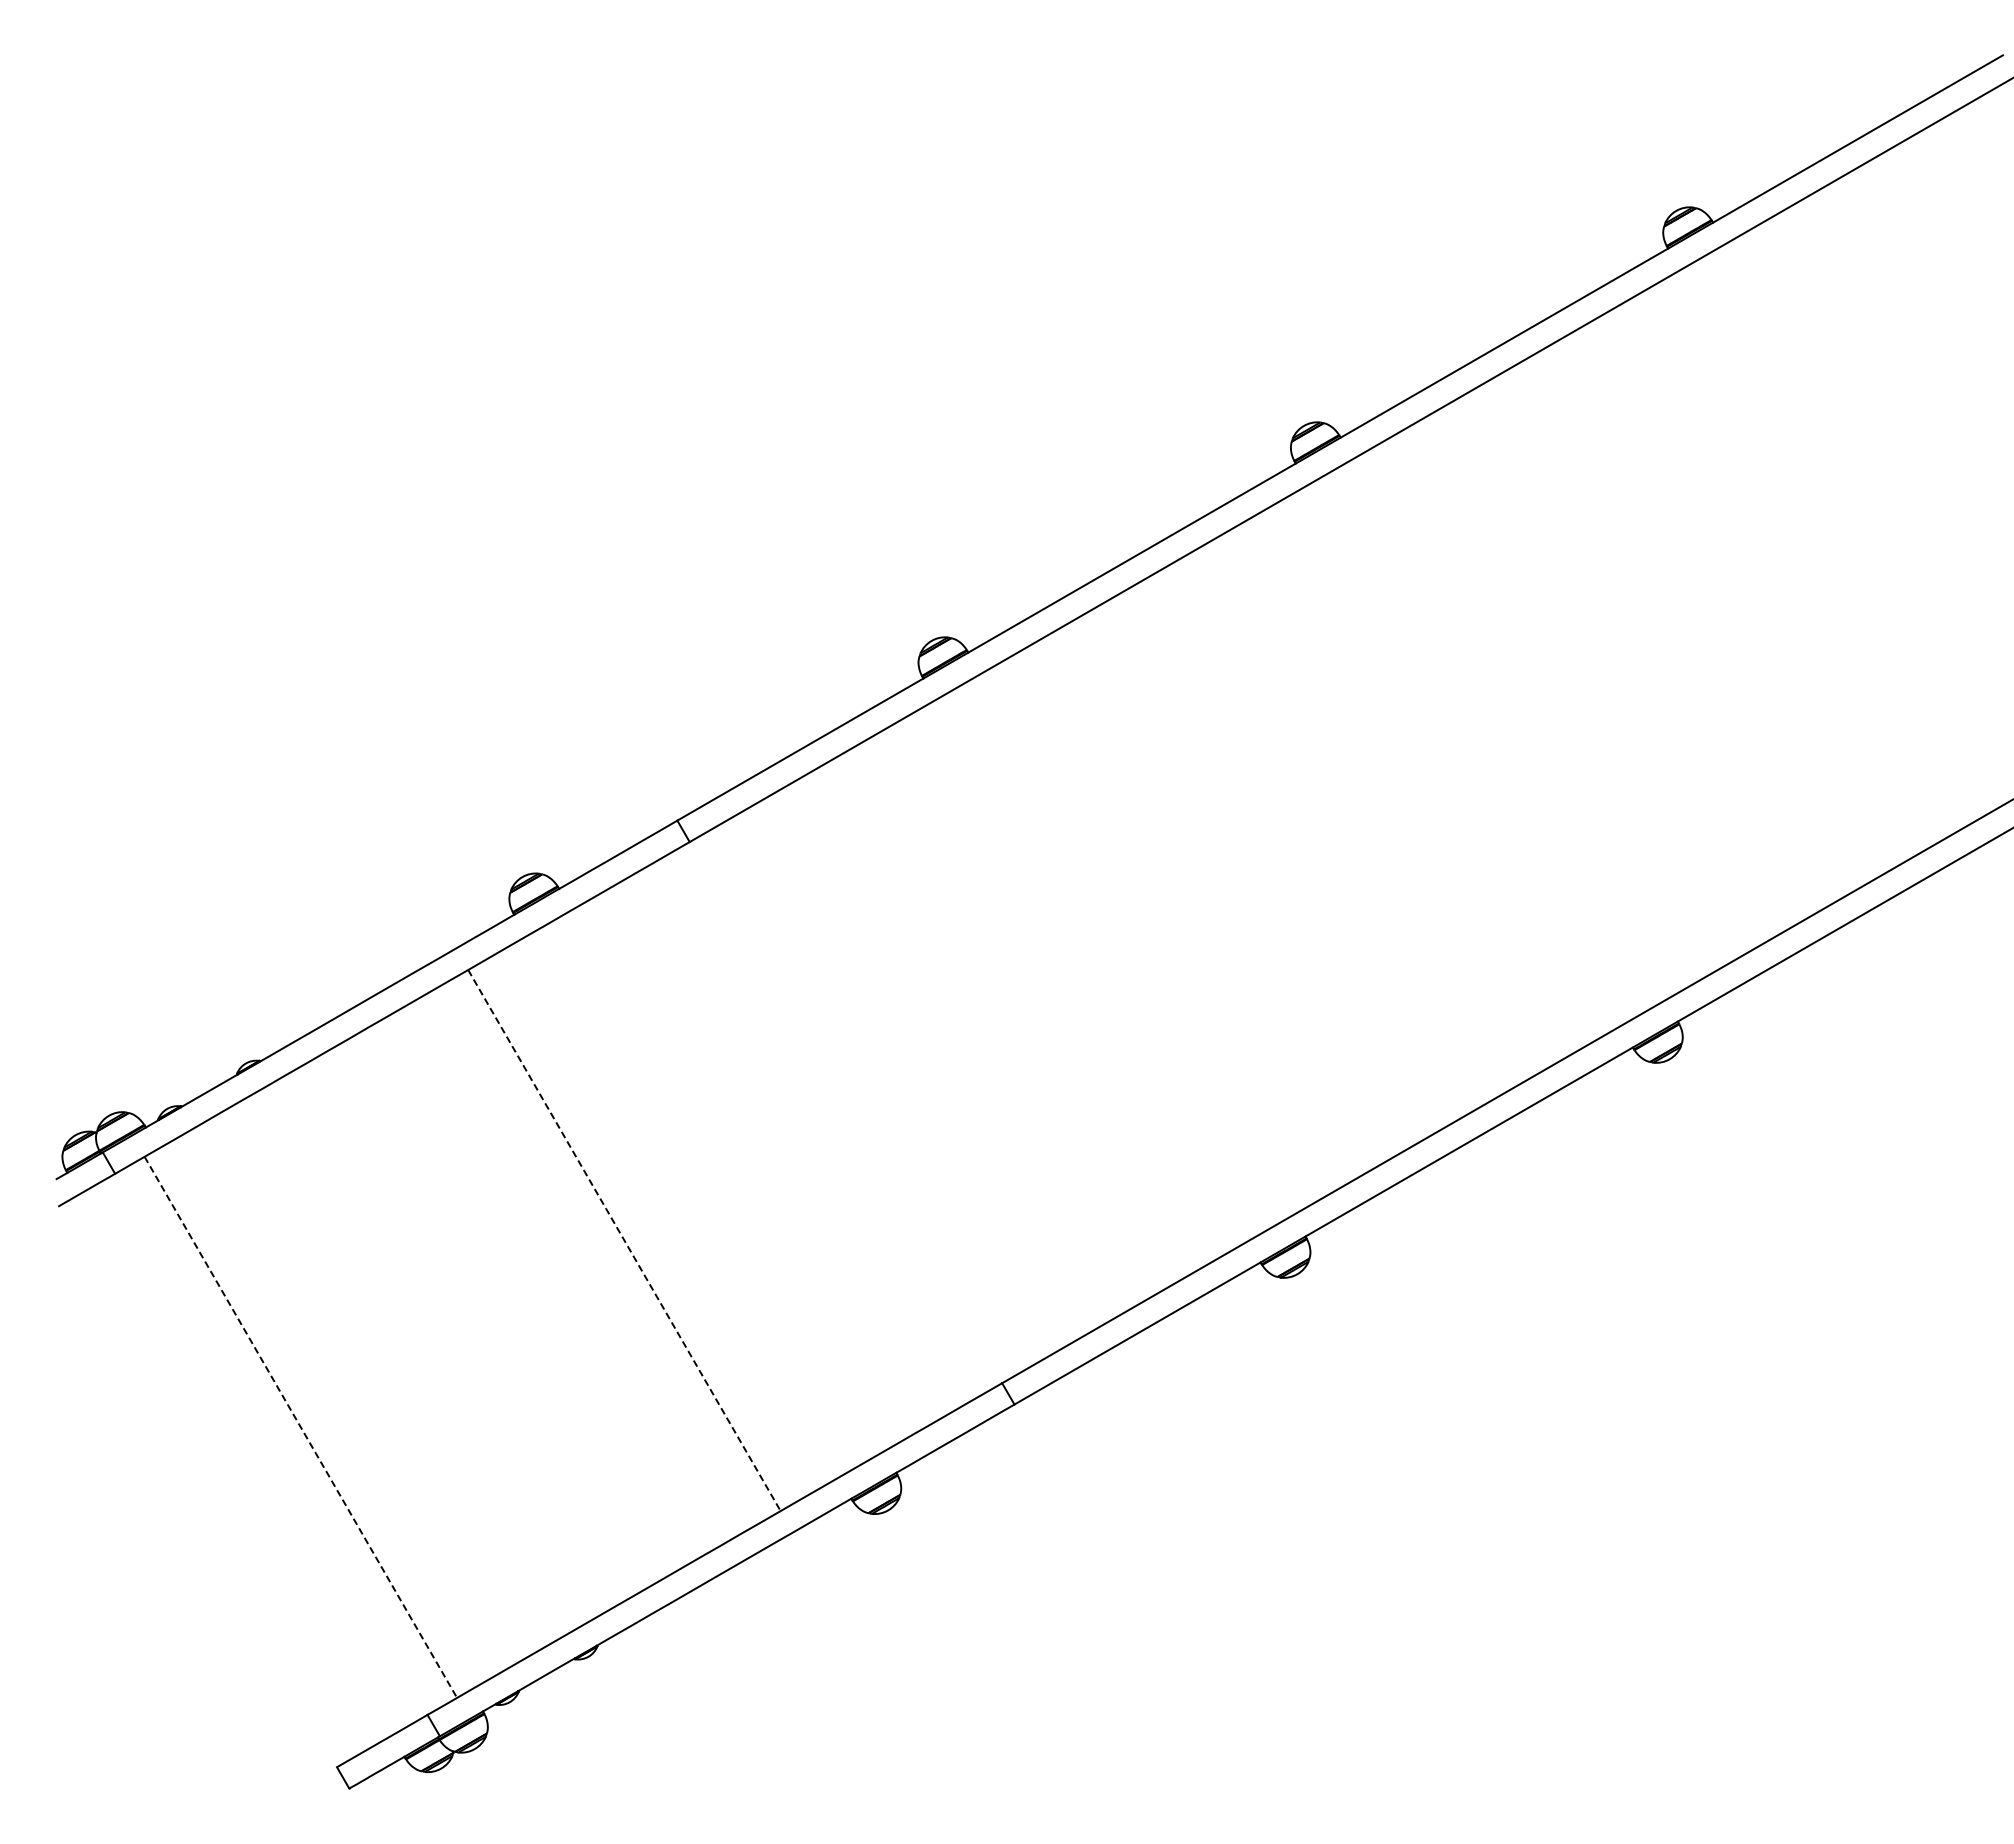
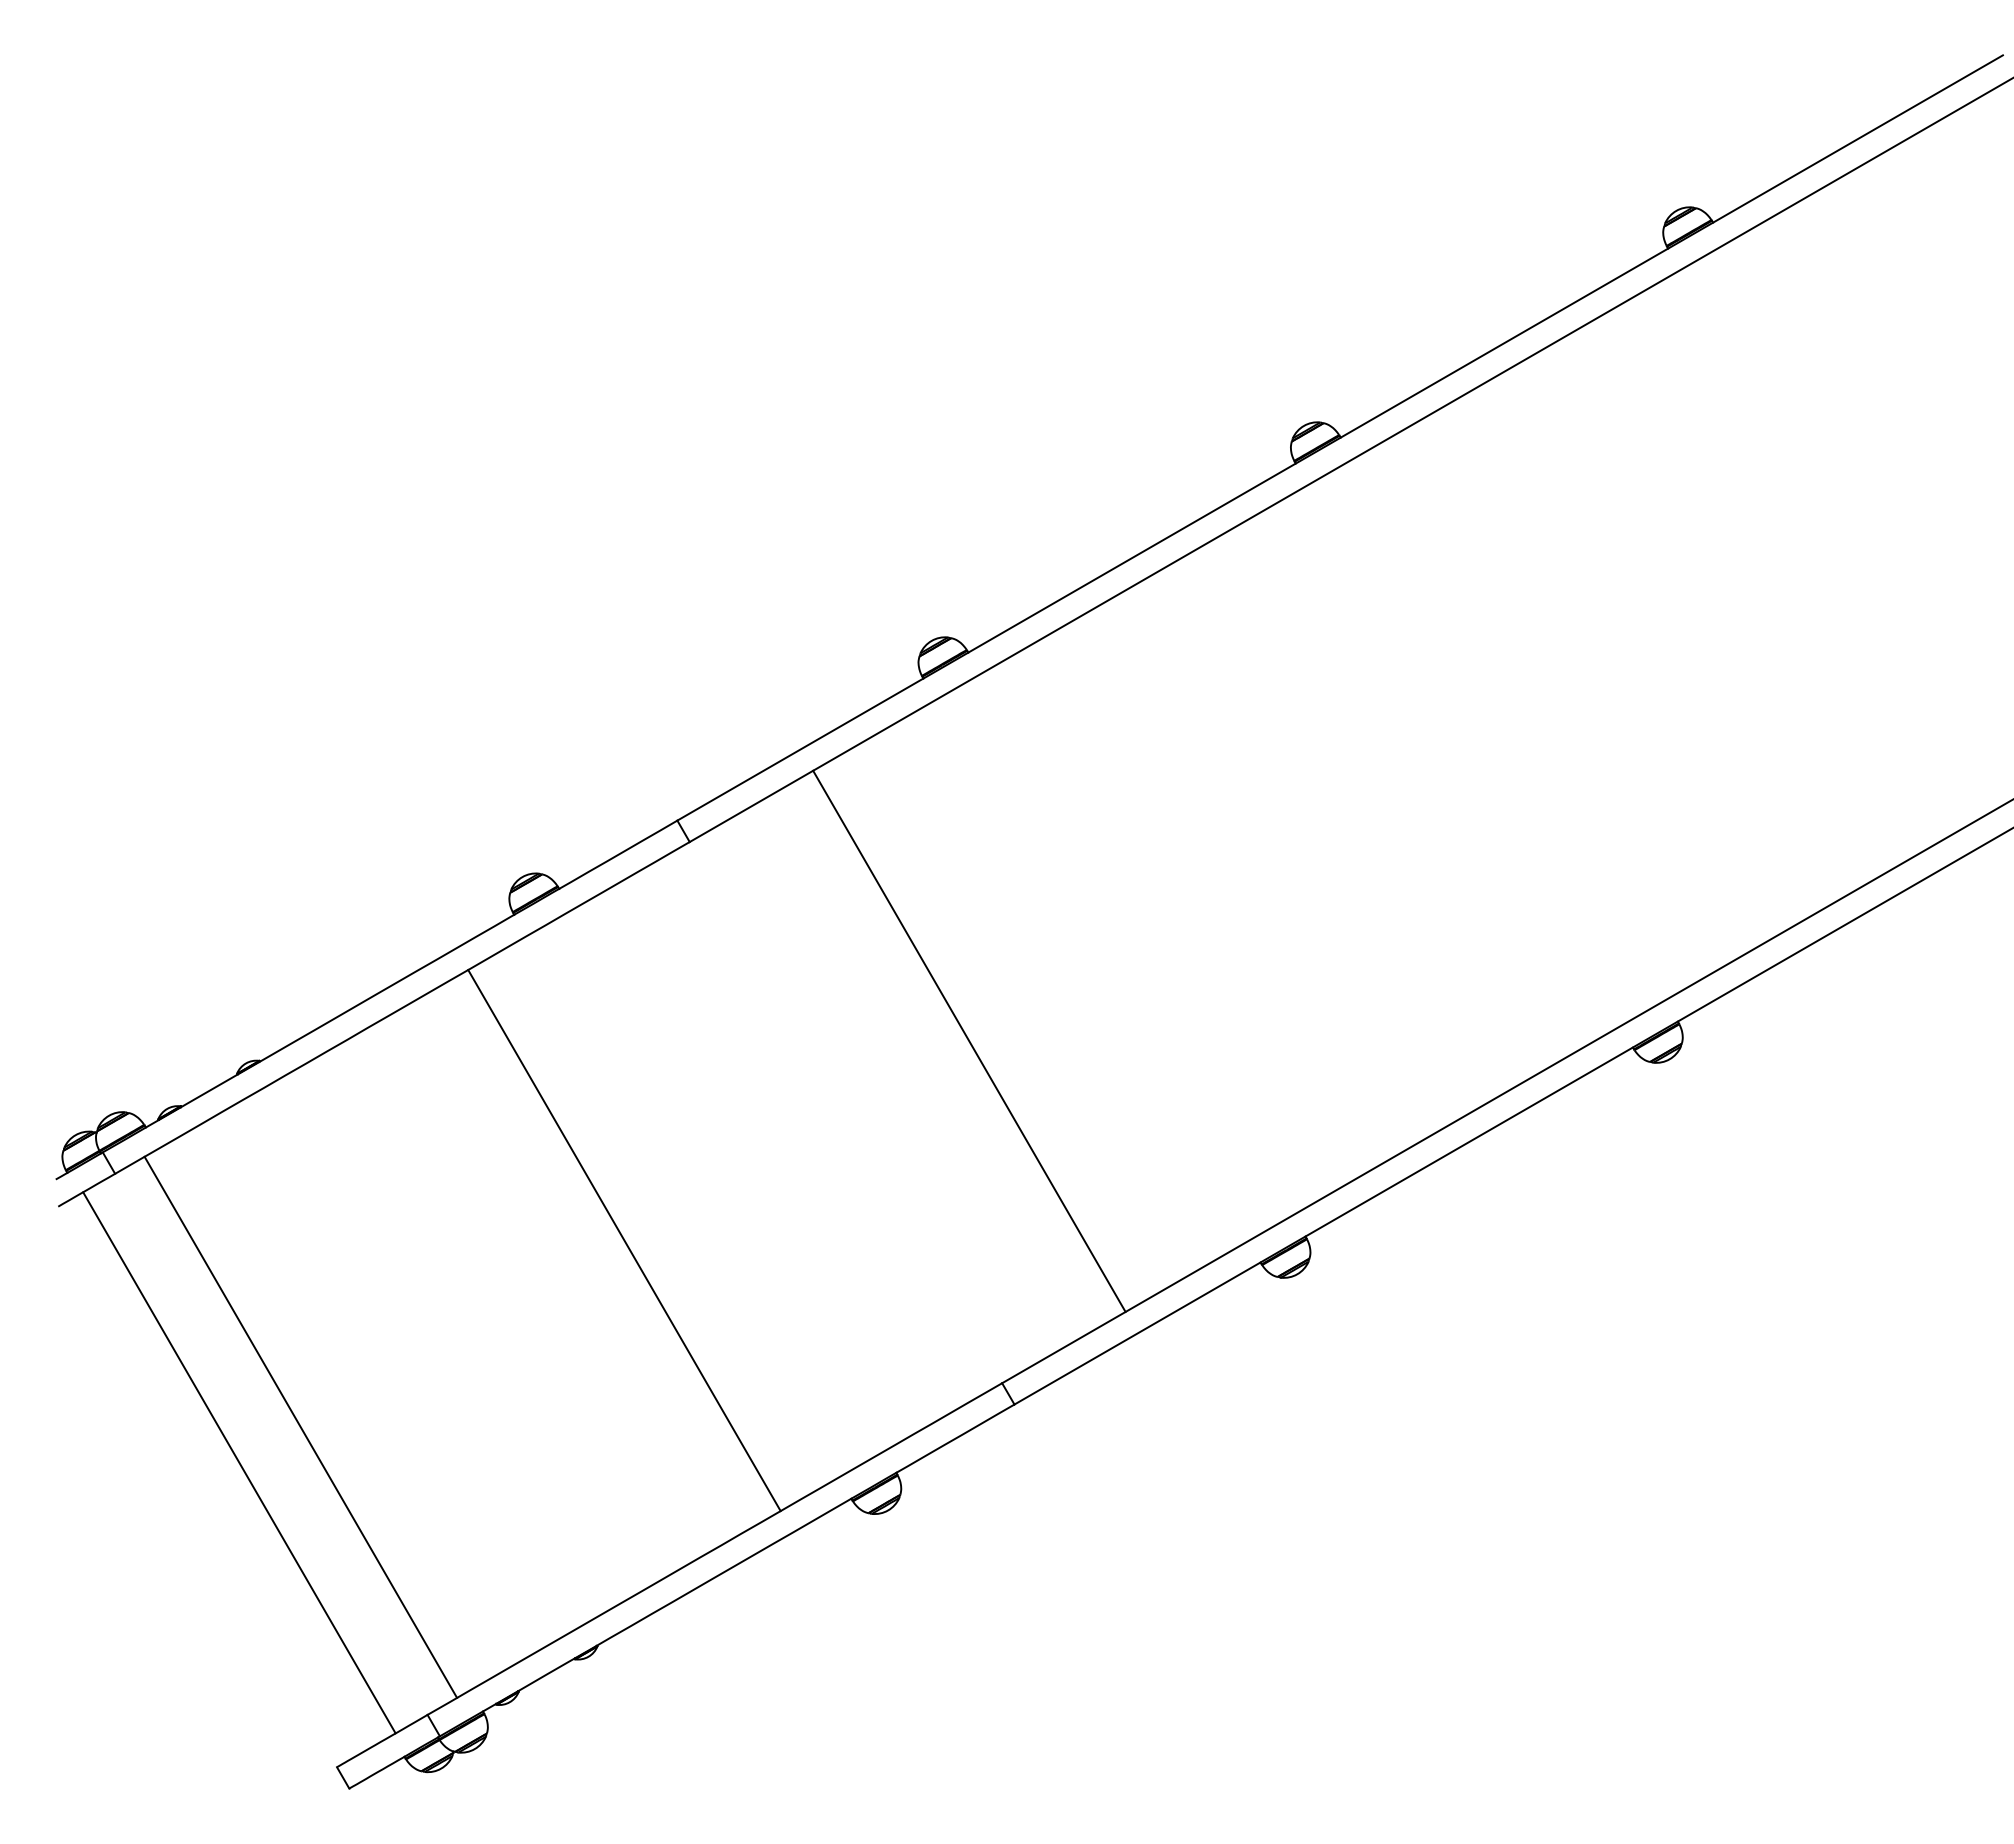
line: none -> present (969, 1040)
line: dashed -> solid (624, 1240)
line: dashed -> solid (301, 1427)
line: none -> present (239, 1462)
